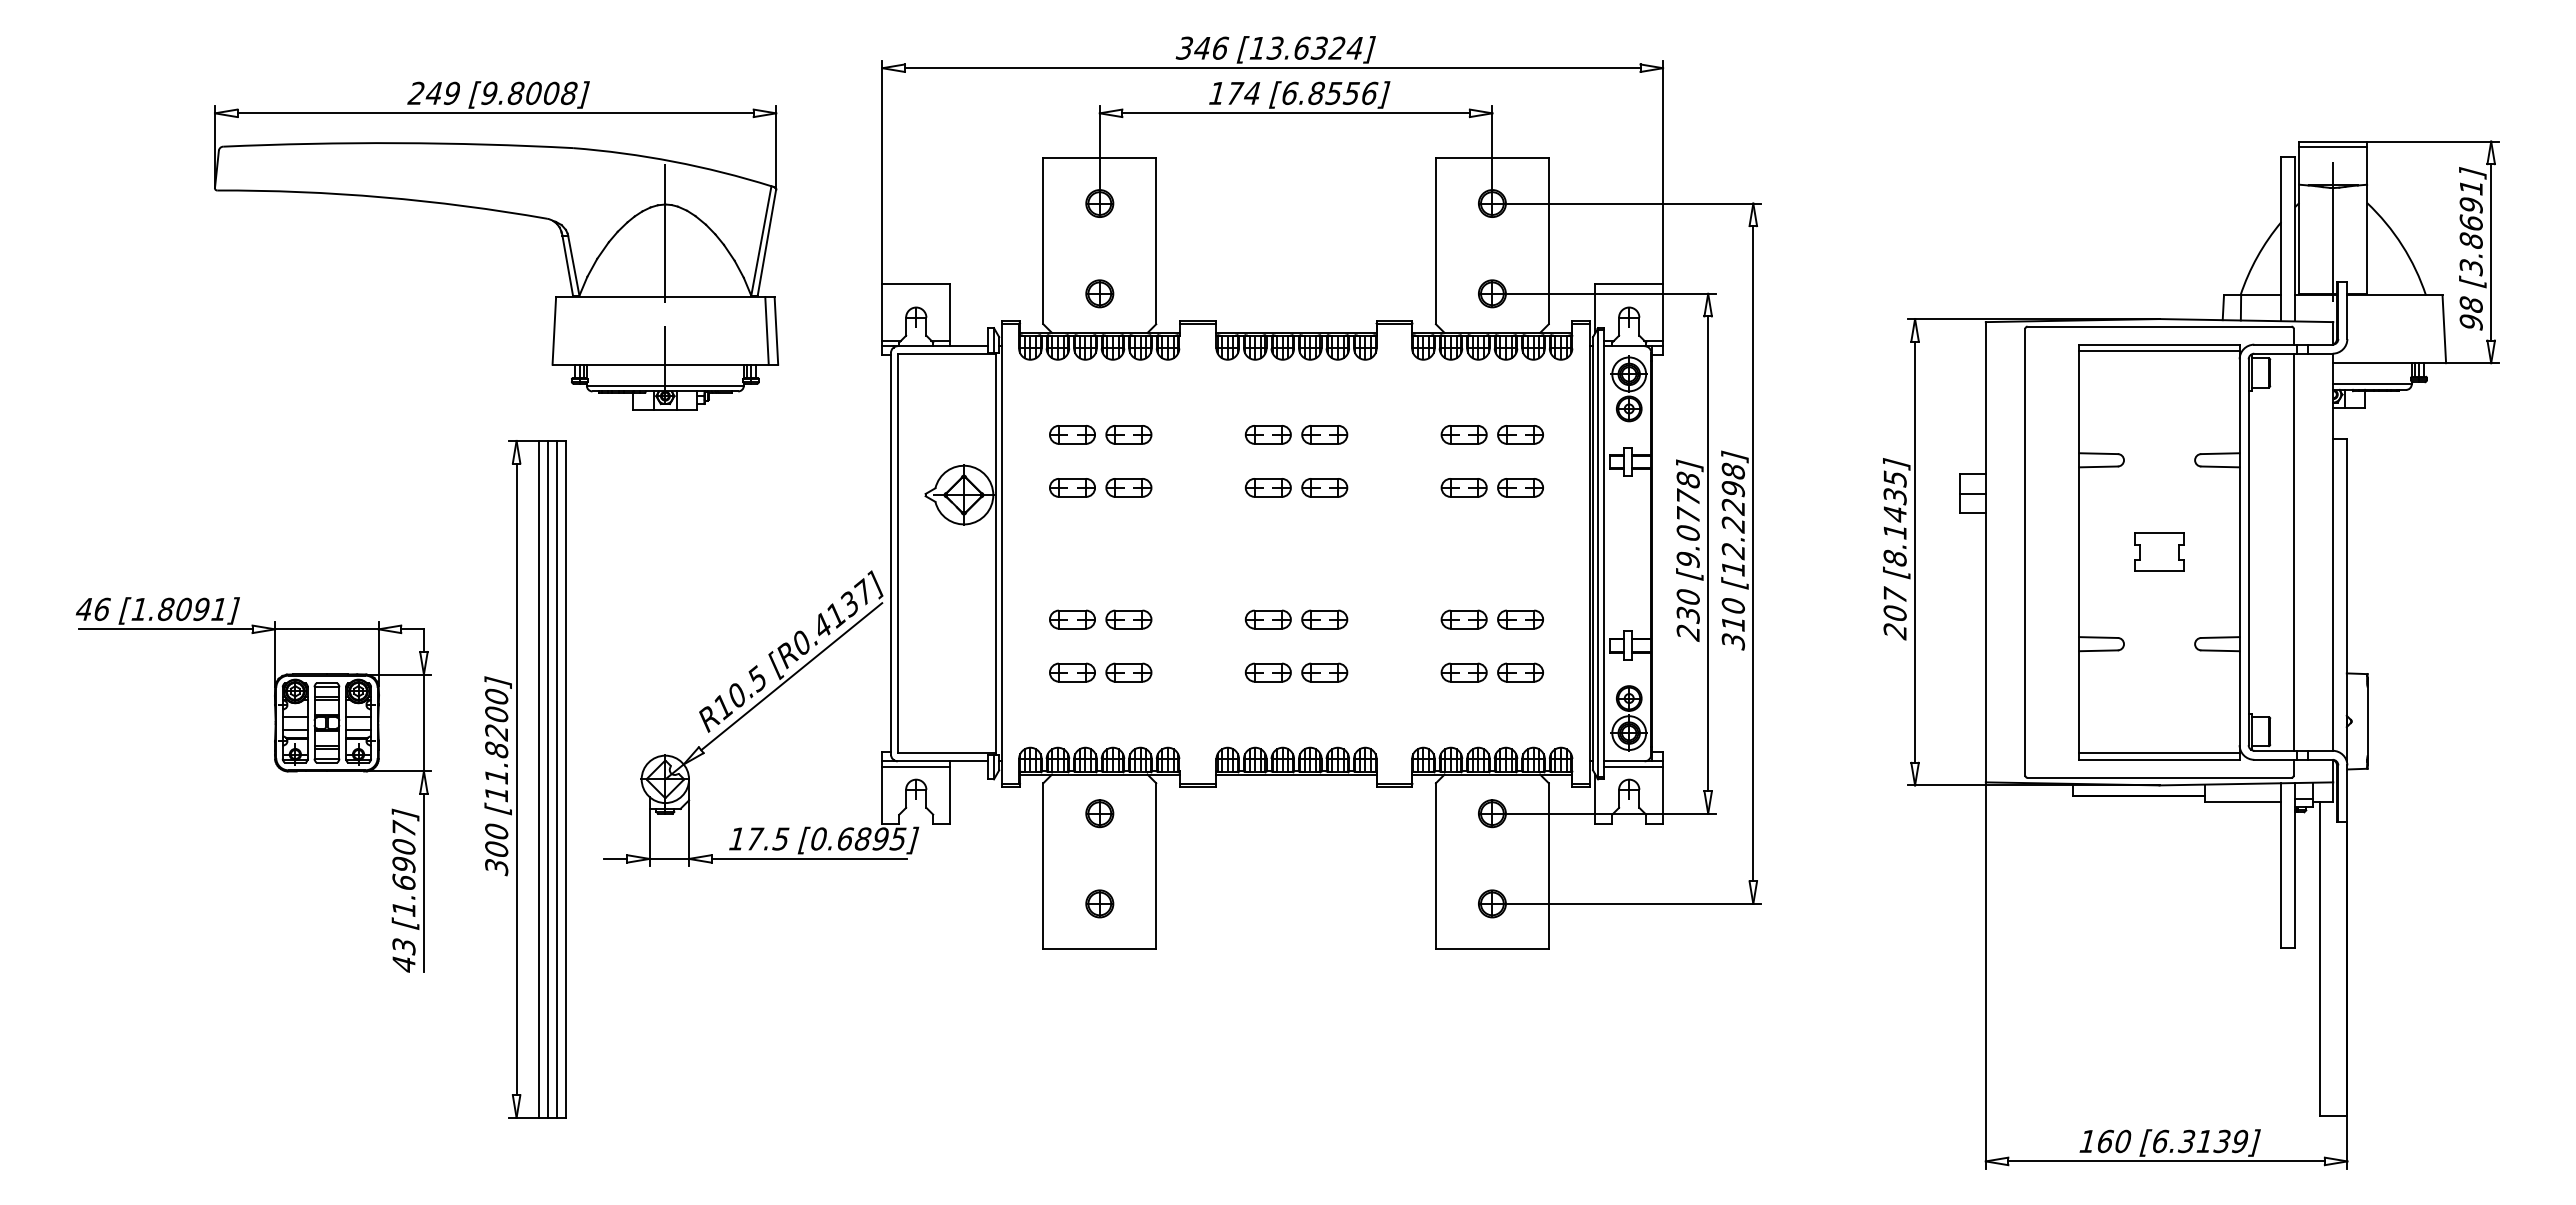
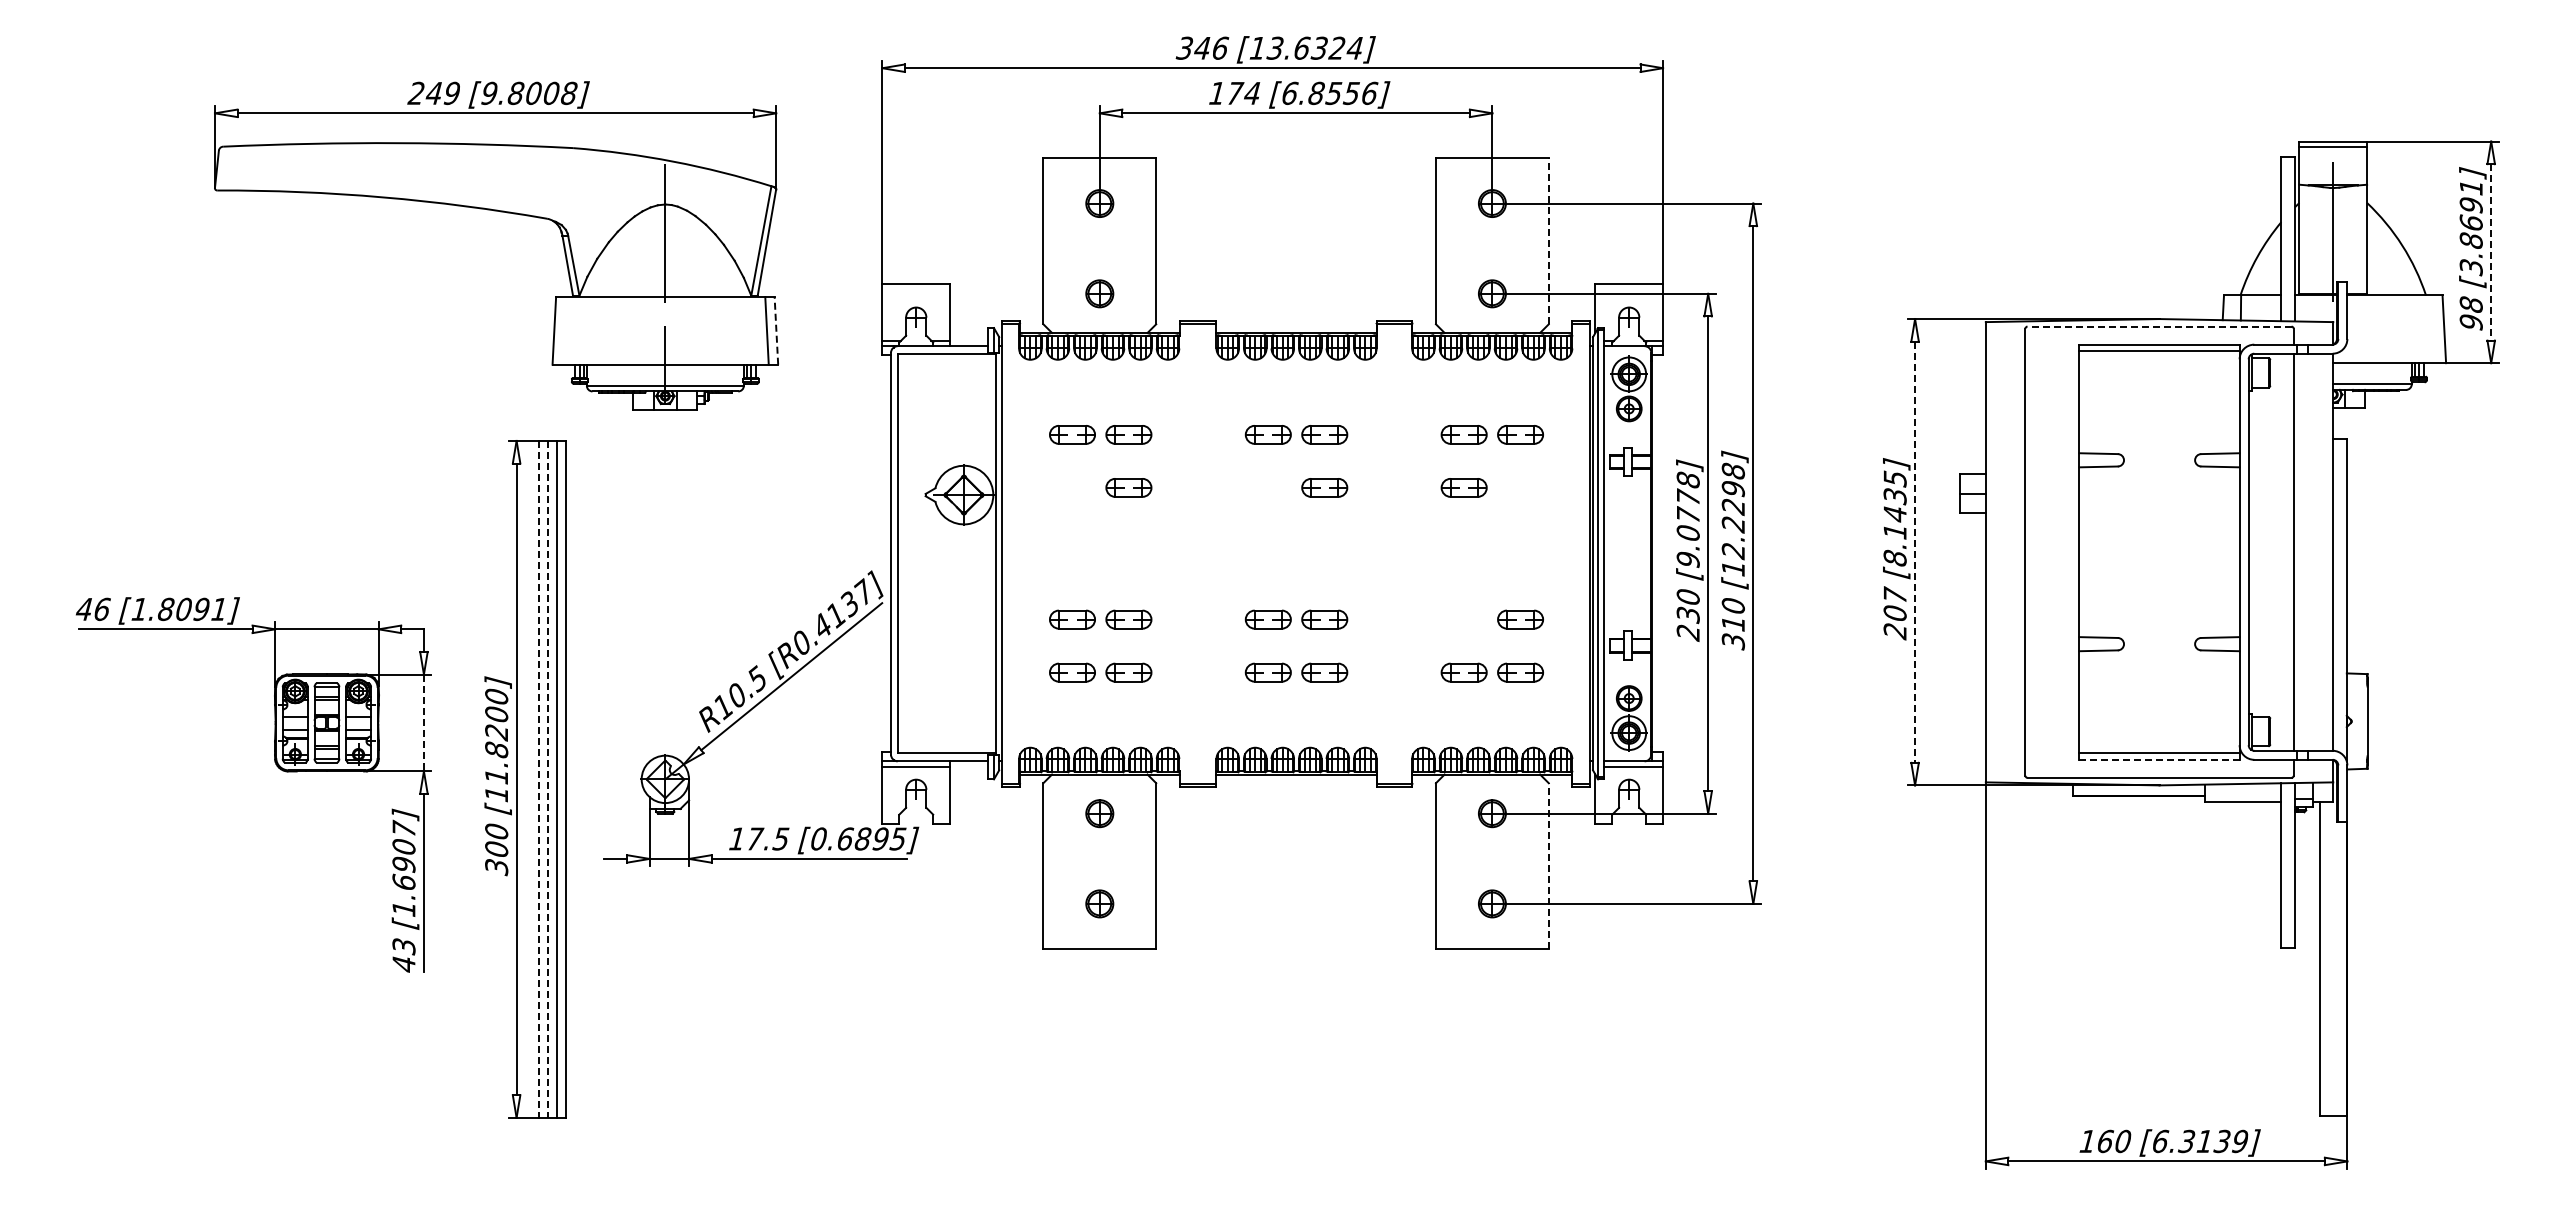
line: solid -> dashed (1548, 241)
line: solid -> dashed (2491, 252)
line: solid -> dashed (2159, 326)
line: solid -> dashed (776, 330)
part: present -> none (1072, 487)
part: present -> none (1267, 487)
part: present -> none (1520, 487)
part: present -> none (2159, 551)
line: solid -> dashed (1915, 552)
part: present -> none (1463, 619)
line: solid -> dashed (423, 723)
line: solid -> dashed (2160, 759)
line: solid -> dashed (539, 779)
line: solid -> dashed (548, 779)
line: solid -> dashed (1548, 866)
